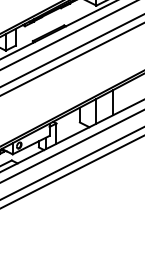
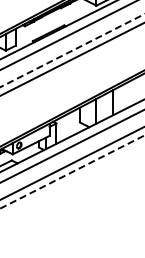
line: solid -> dashed (72, 50)
line: solid -> dashed (72, 171)
